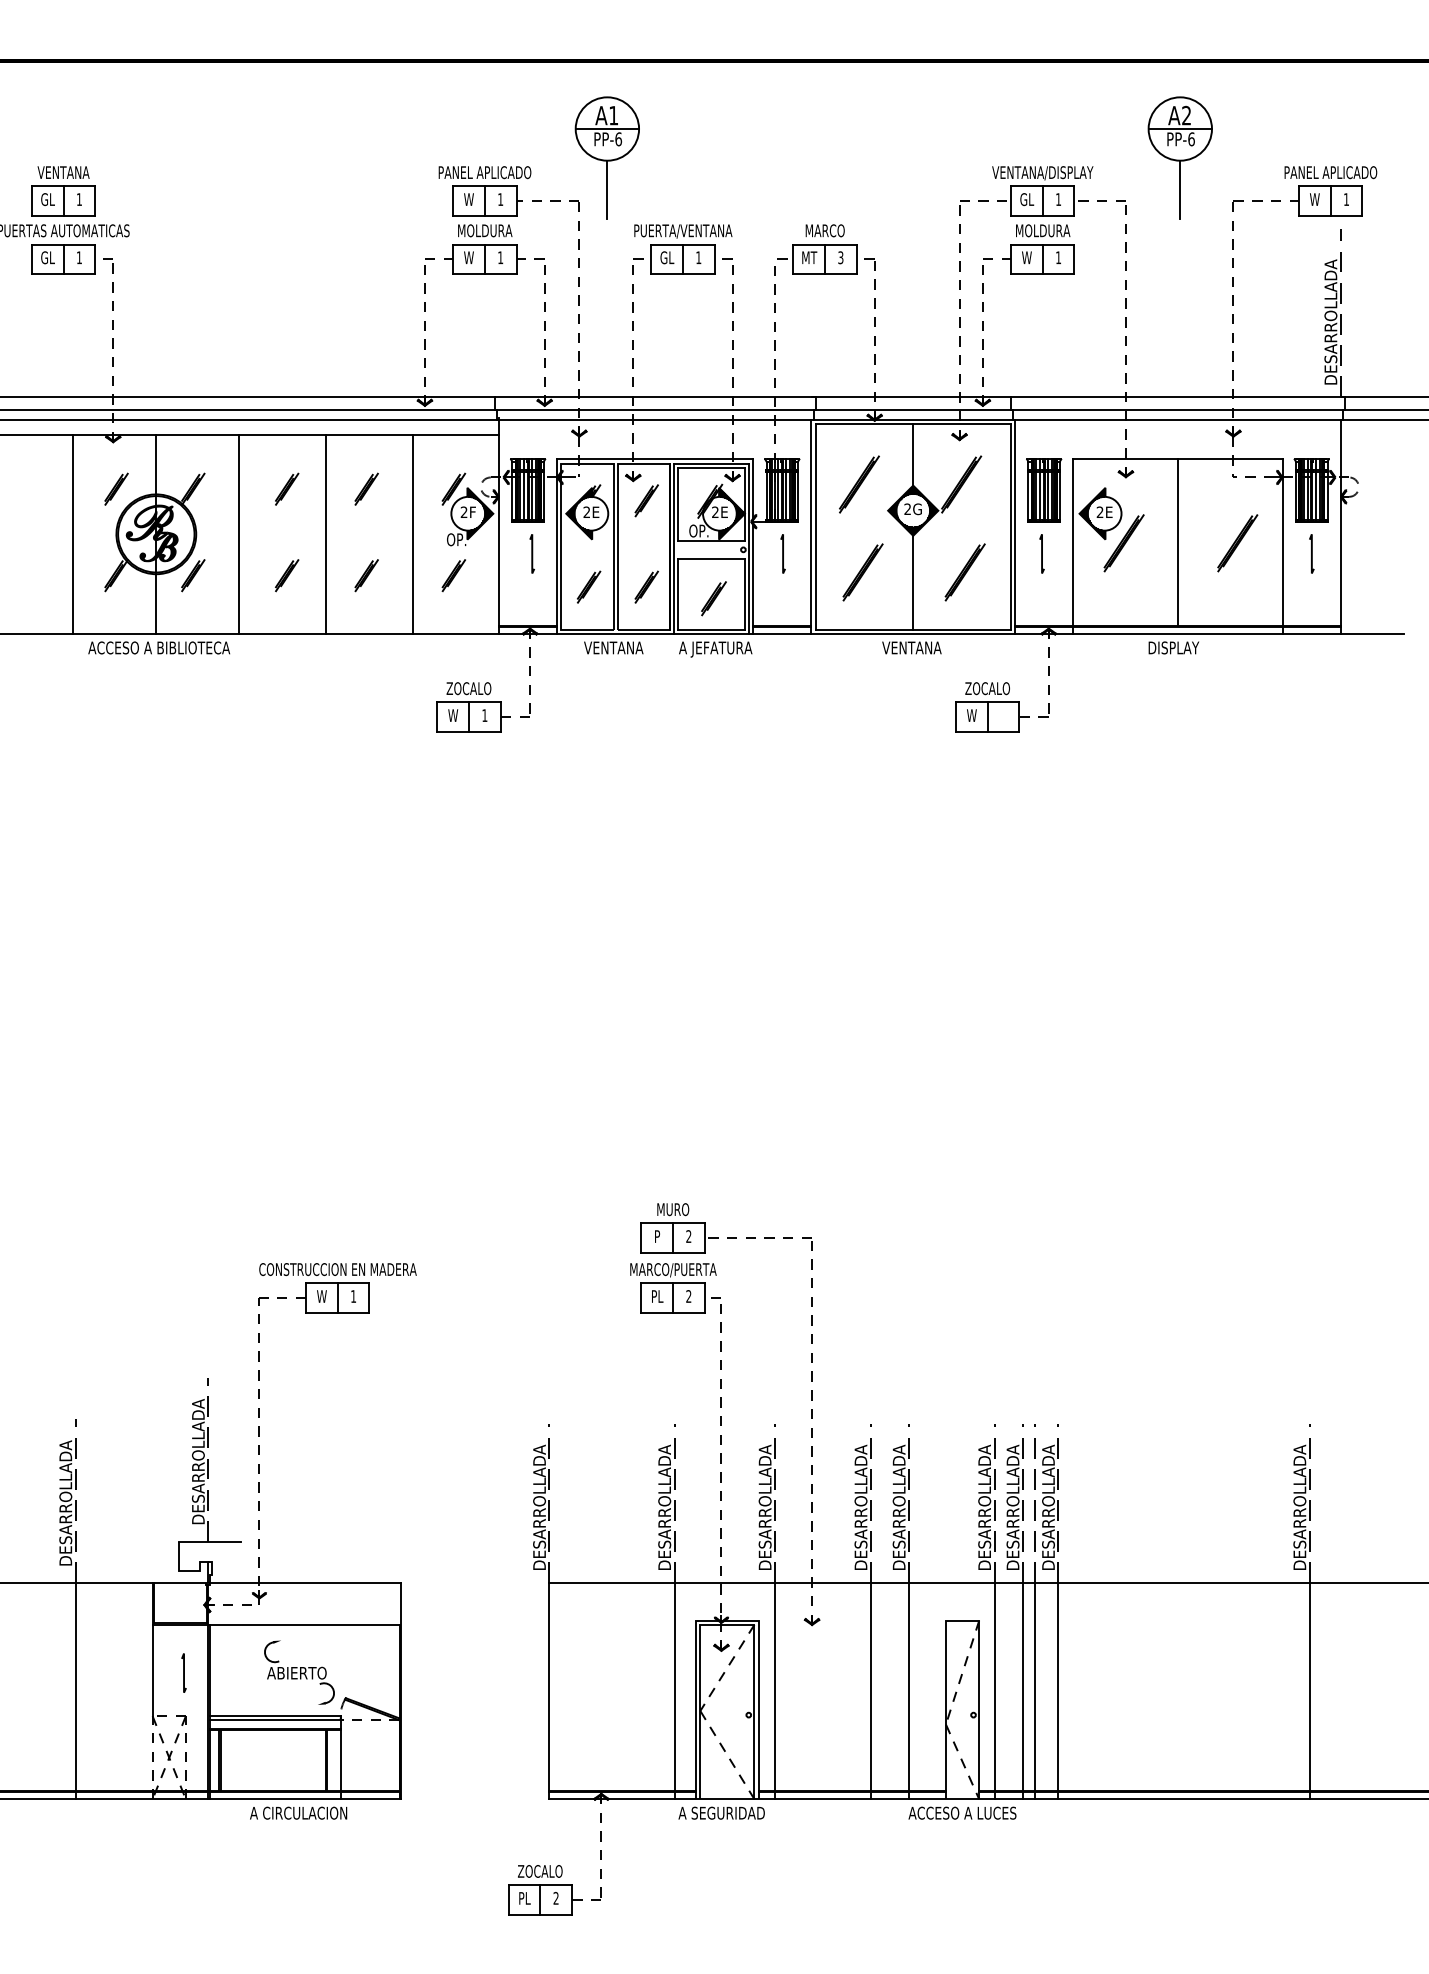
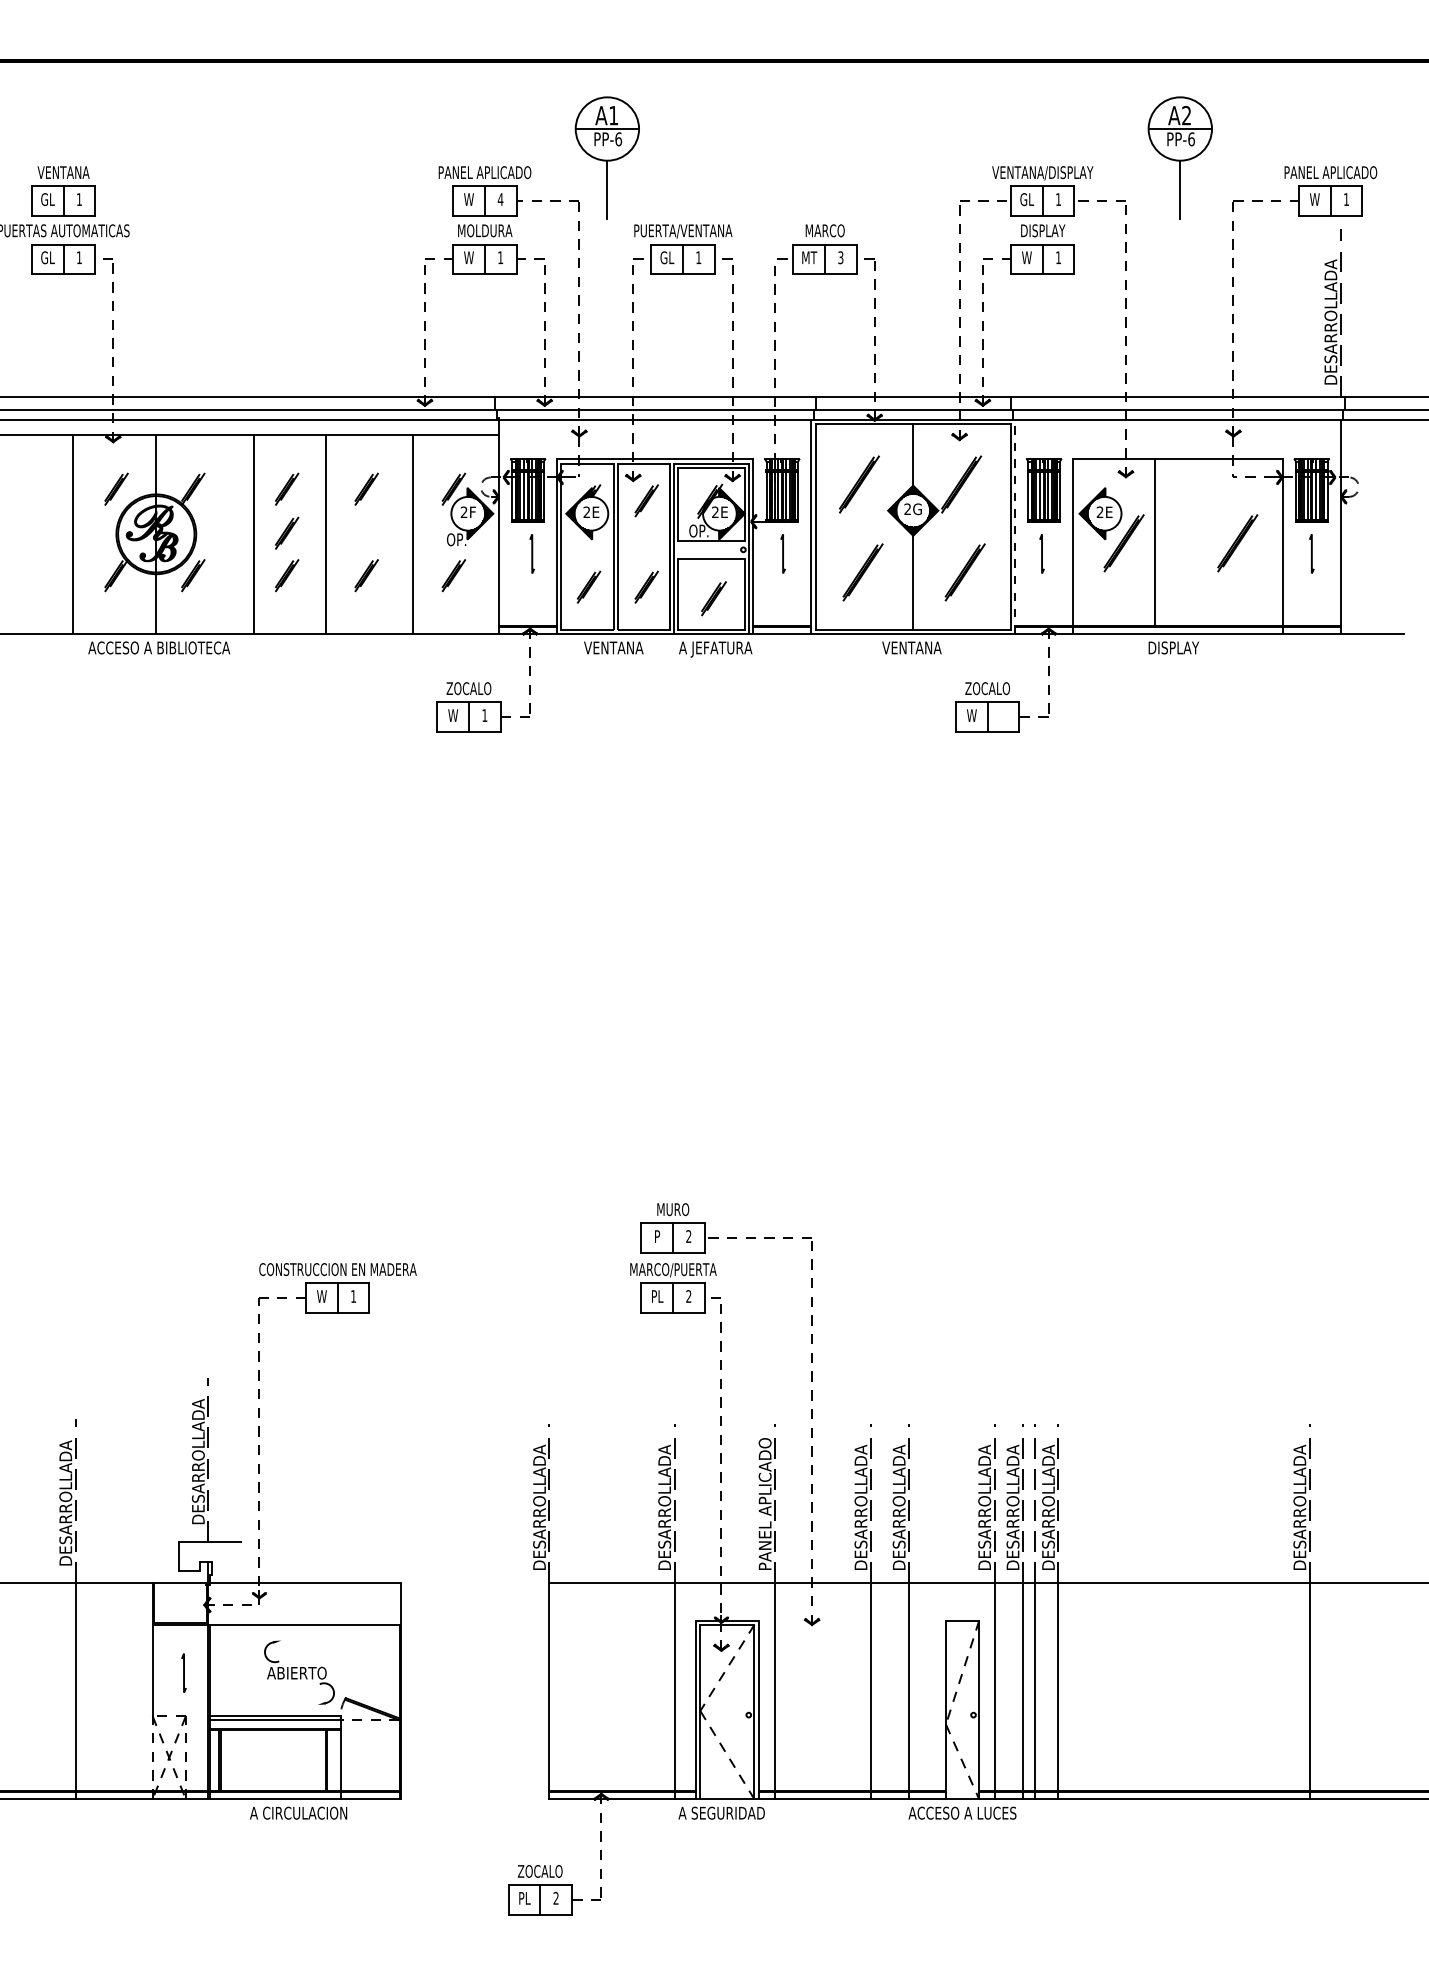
text: 1 -> 4 (500, 199)
text: MOLDURA -> DISPLAY (1043, 230)
line: solid -> dashed (1015, 526)
part: none -> present (287, 532)
line position: (239, 534) -> (254, 534) (254, 534)
line position: (1177, 542) -> (1154, 542) (1154, 542)
text: DESARROLLADA -> PANEL APLICADO (764, 1503)
